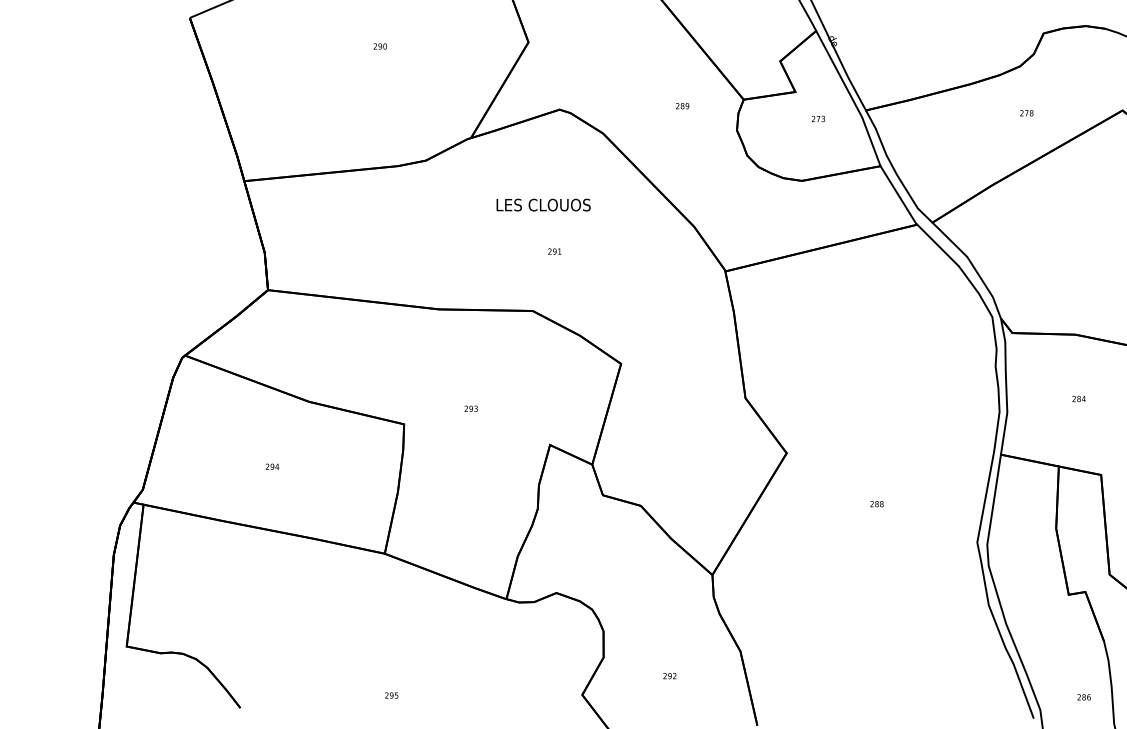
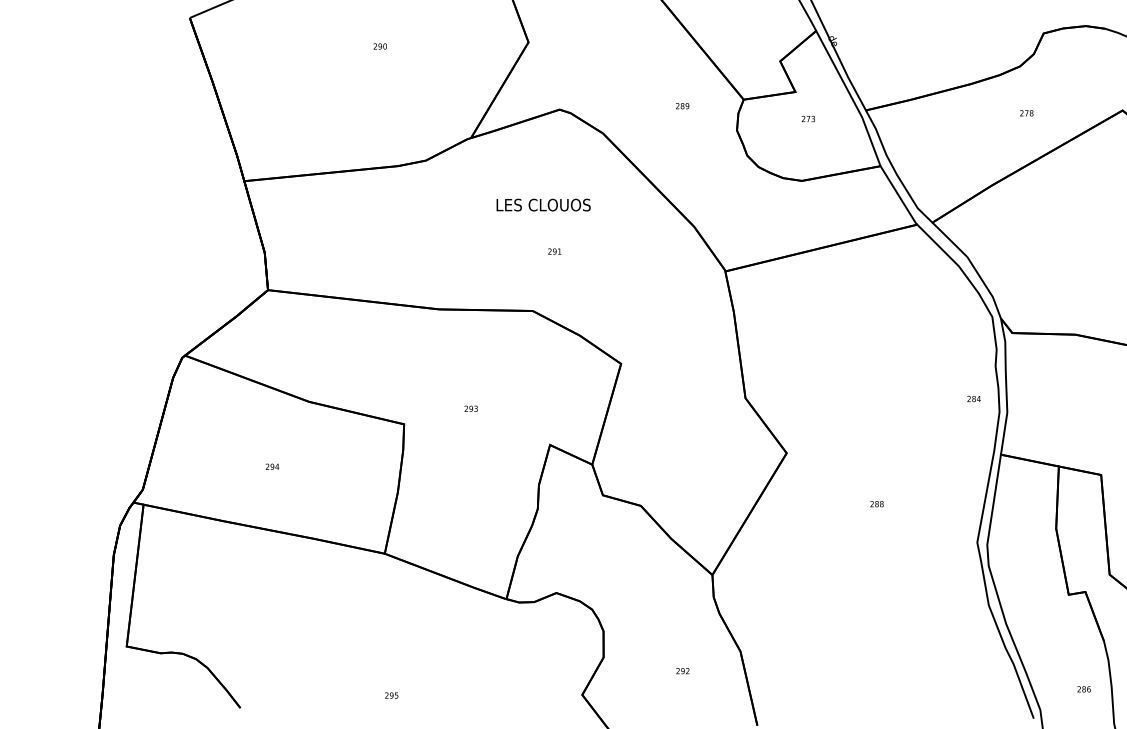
text position: (817, 118) -> (807, 118) (807, 118)
text position: (1078, 399) -> (973, 399) (973, 399)
text position: (669, 676) -> (682, 671) (682, 671)
text position: (1083, 697) -> (1083, 689) (1083, 689)
